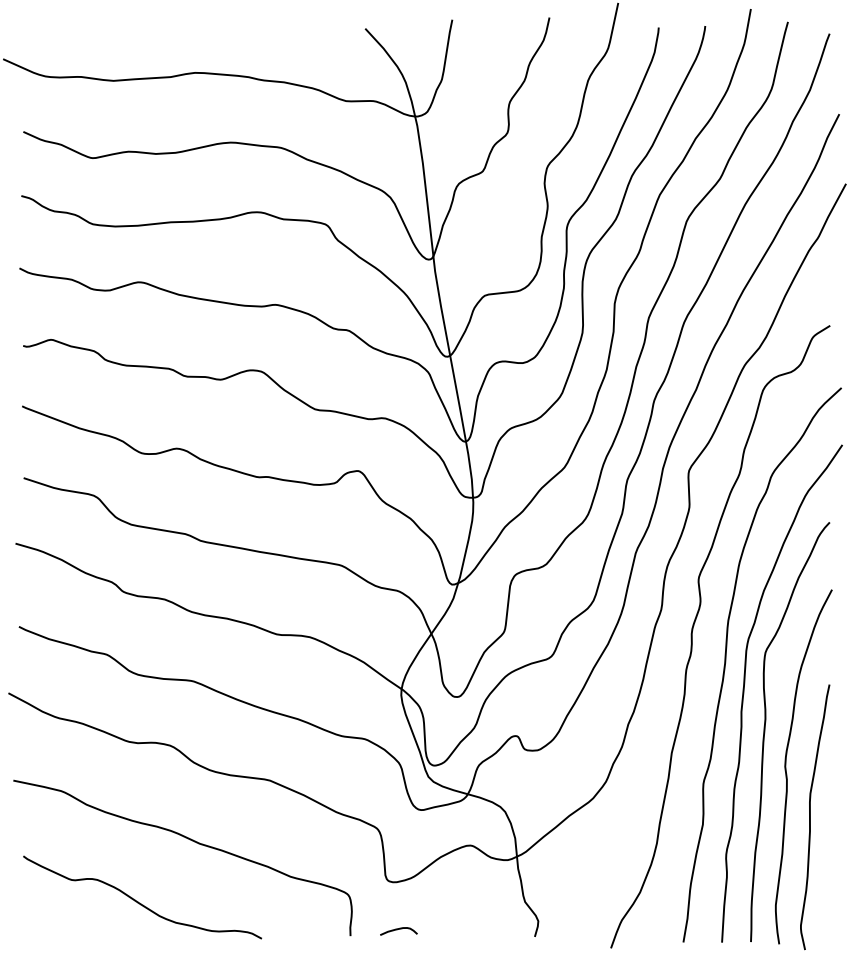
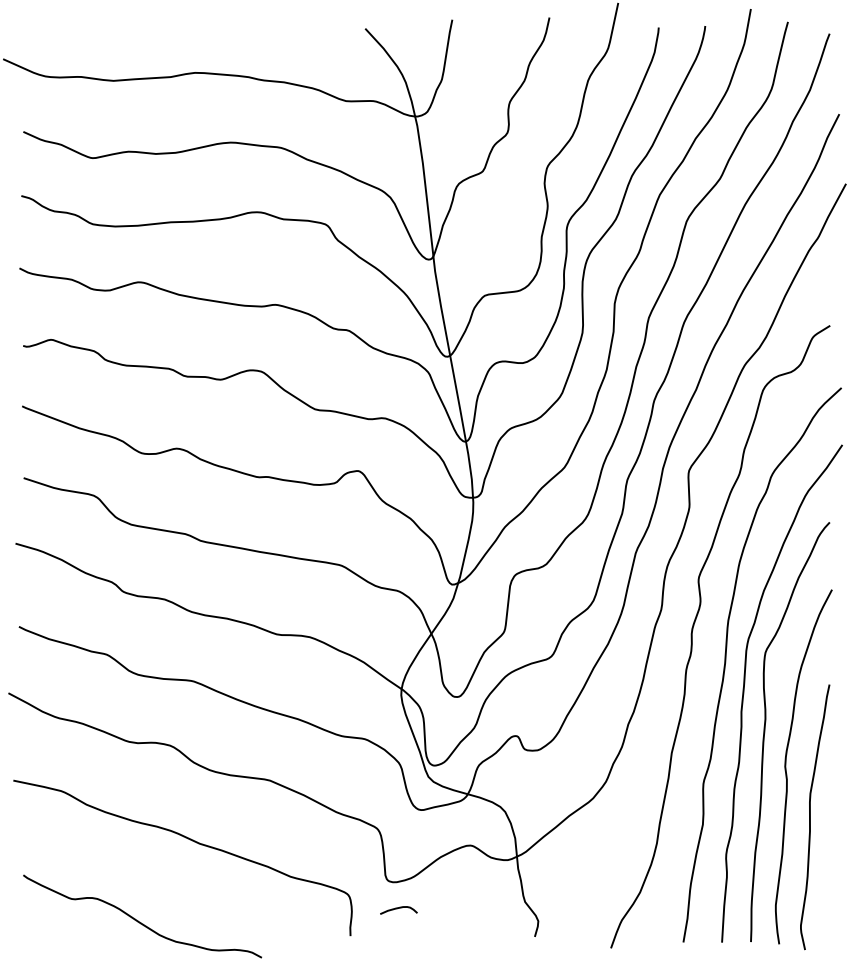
curve position: (138, 901) -> (138, 920) (138, 920)
curve position: (397, 930) -> (397, 909) (397, 909)
